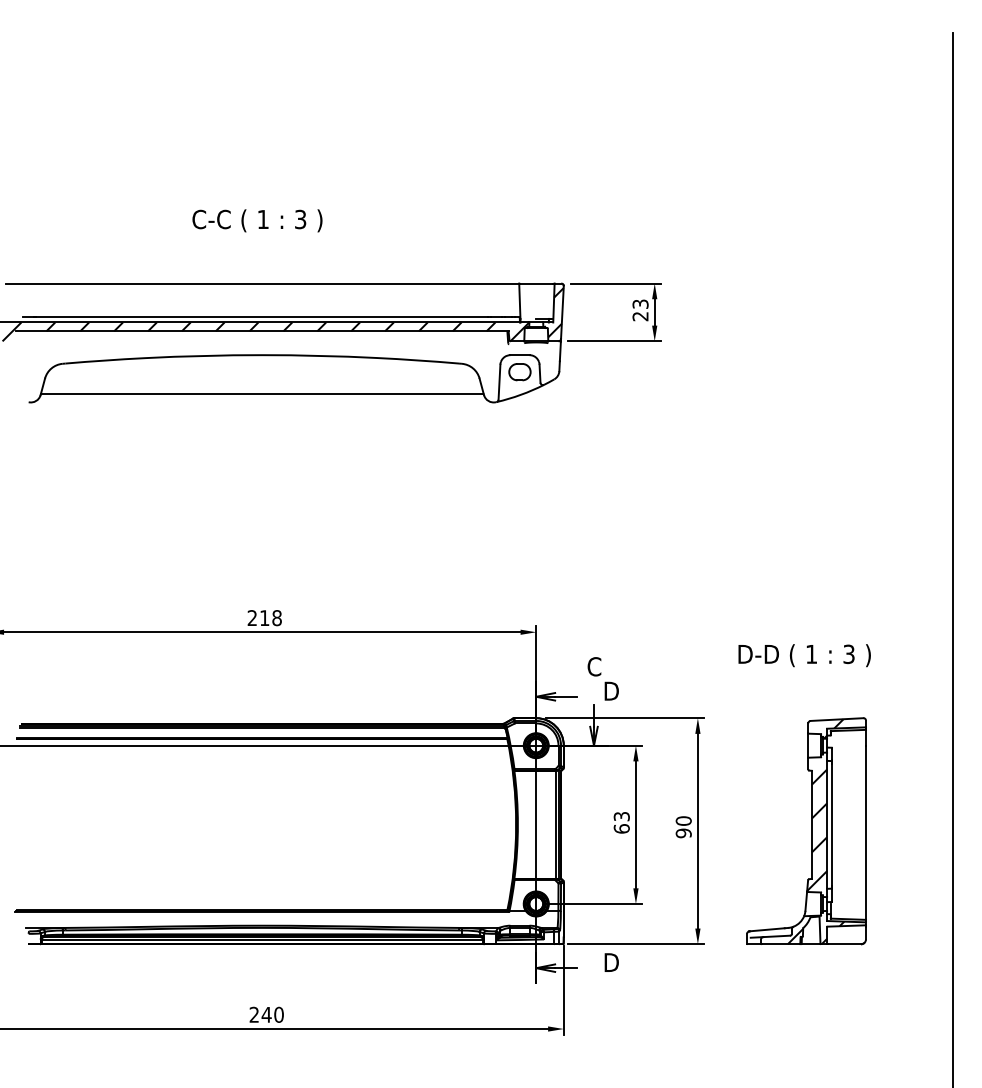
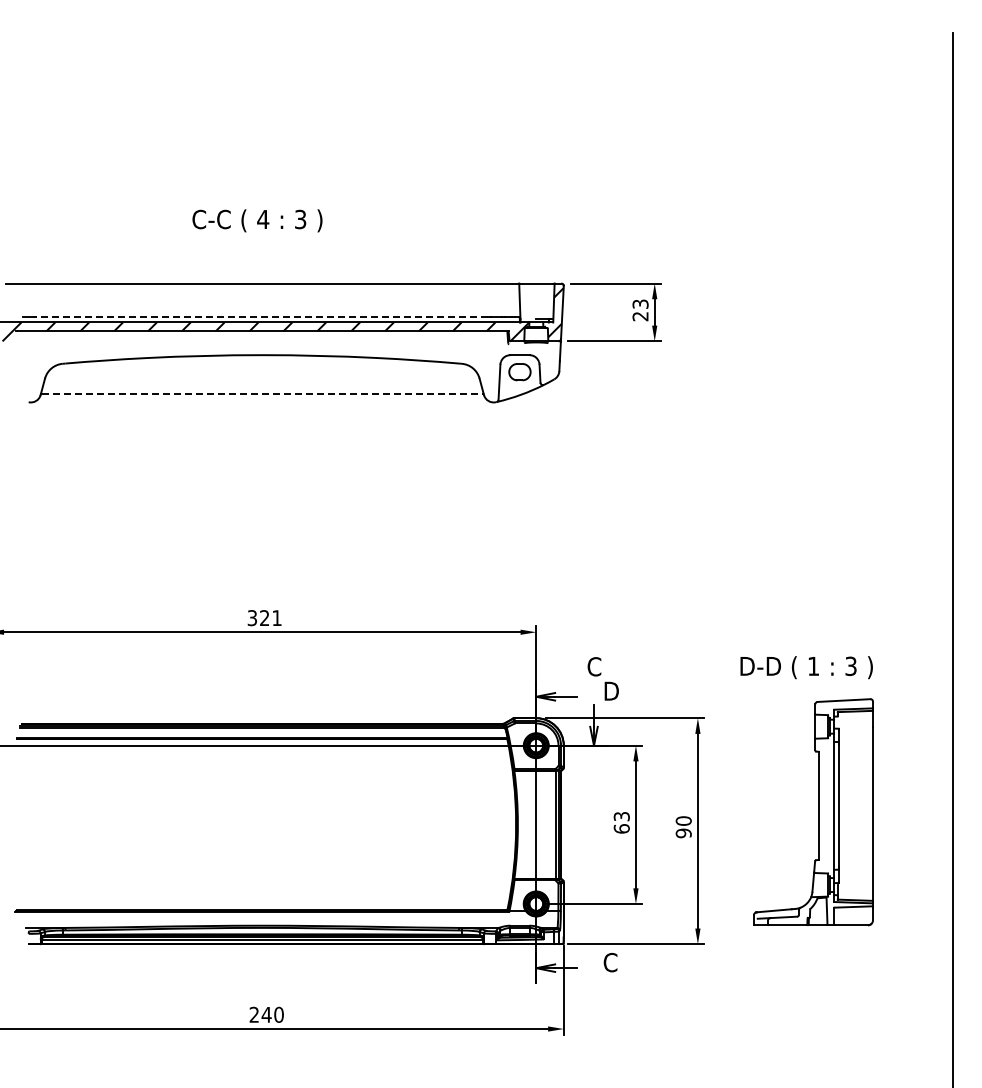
text: 1 -> 4 (263, 219)
line: solid -> dashed (261, 317)
line: solid -> dashed (262, 393)
text: 218 -> 321 (264, 618)
text position: (804, 655) -> (806, 667) (806, 667)
part position: (806, 831) -> (813, 812) (813, 812)
text: D -> C (610, 962)
